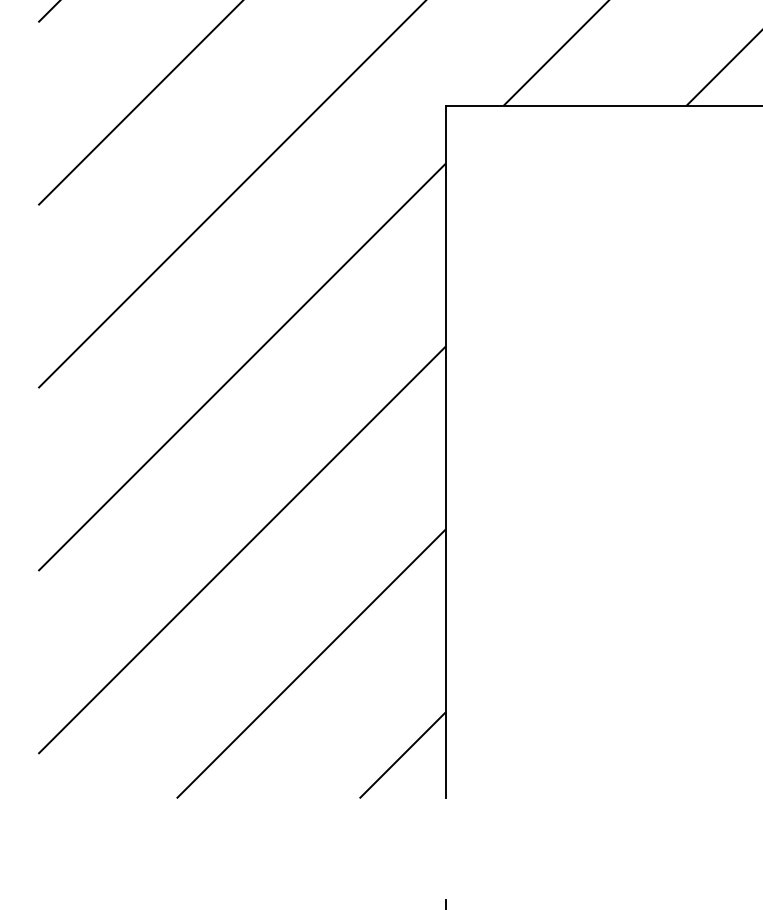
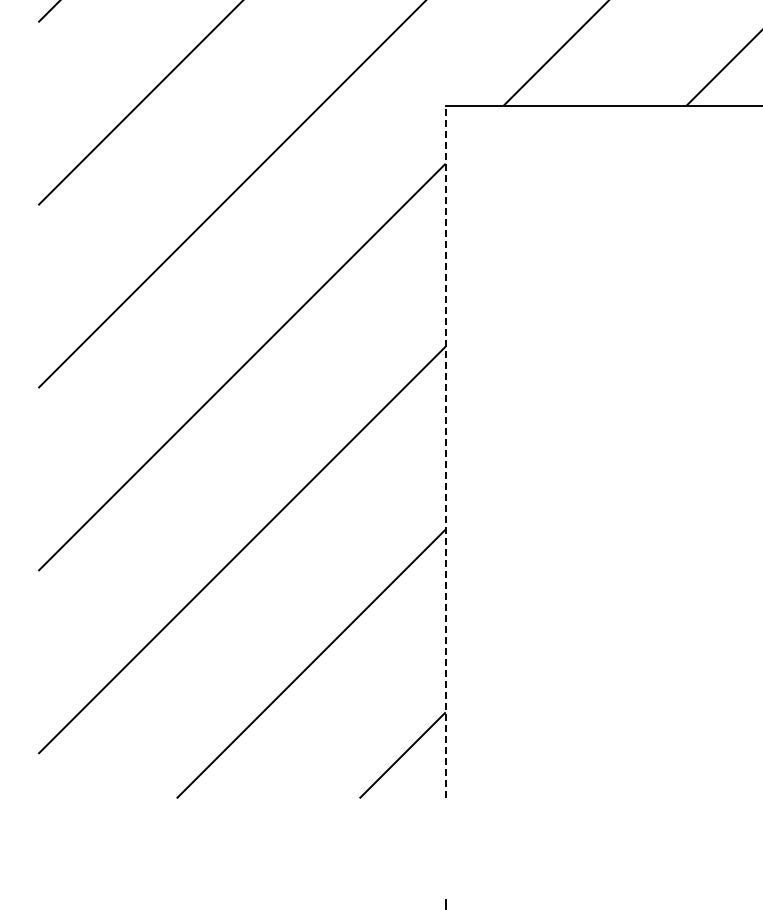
line: solid -> dashed (445, 451)
